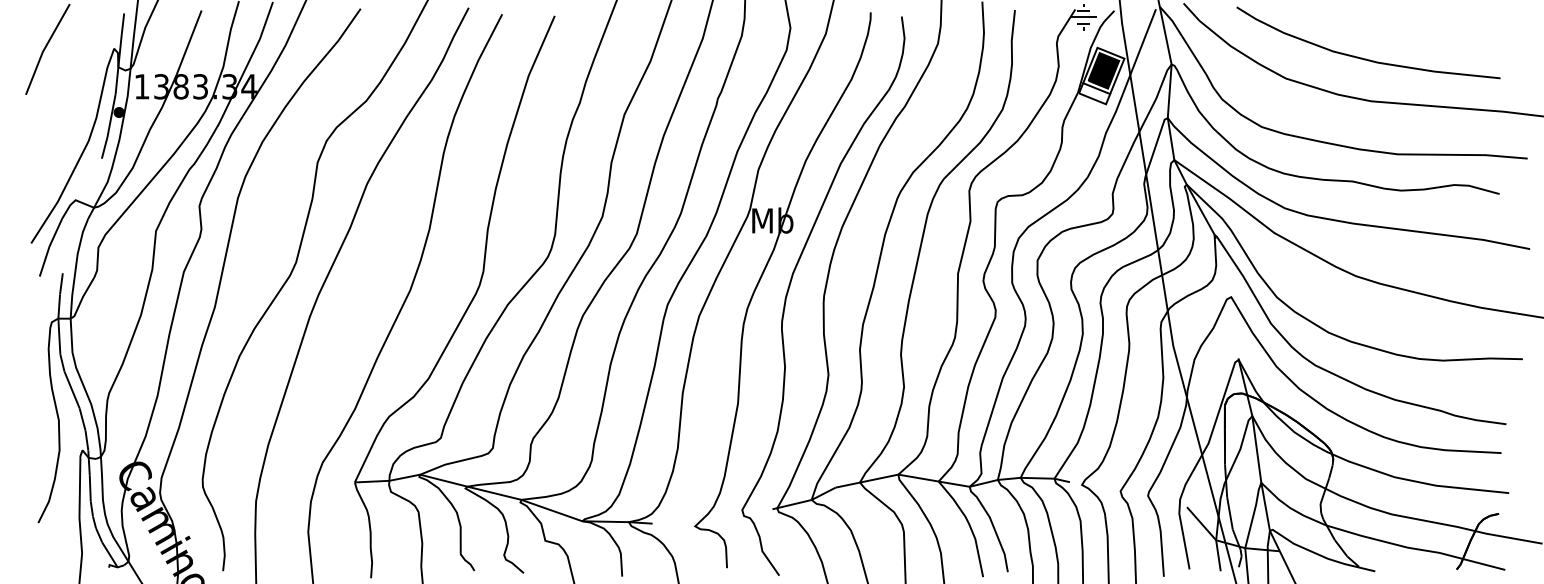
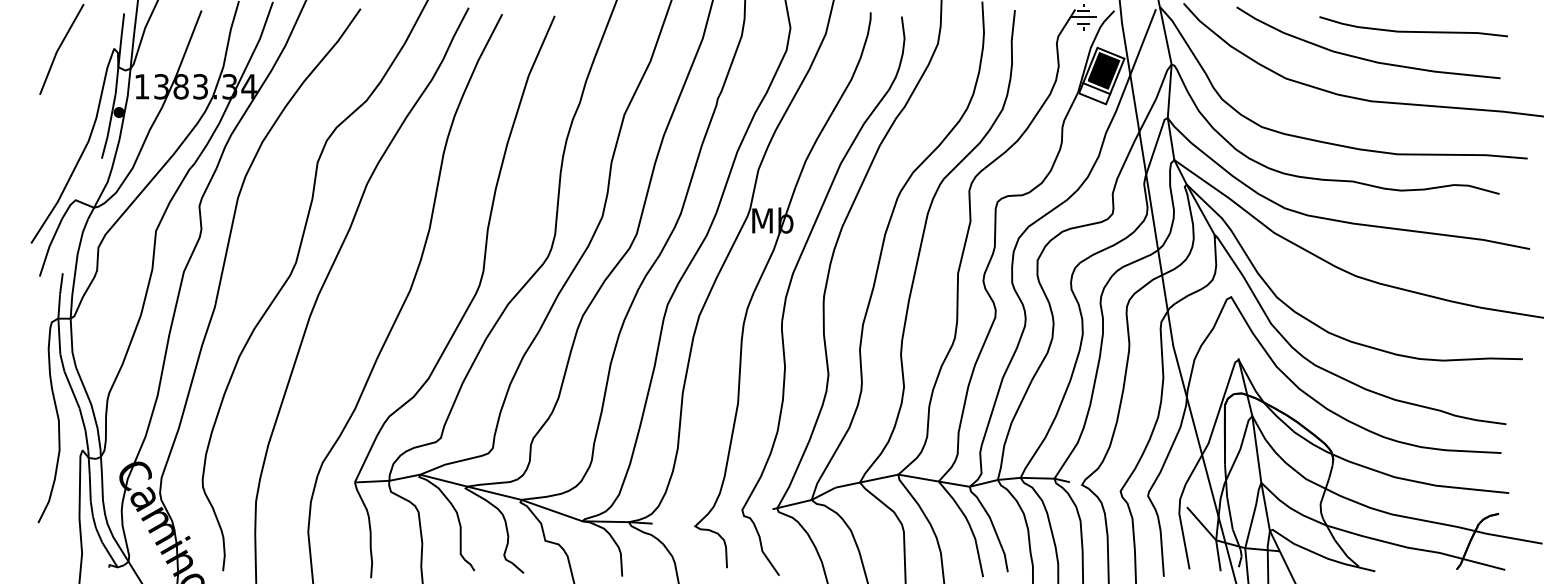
curve: none -> present (1413, 31)
line position: (46, 47) -> (60, 47) (60, 47)
